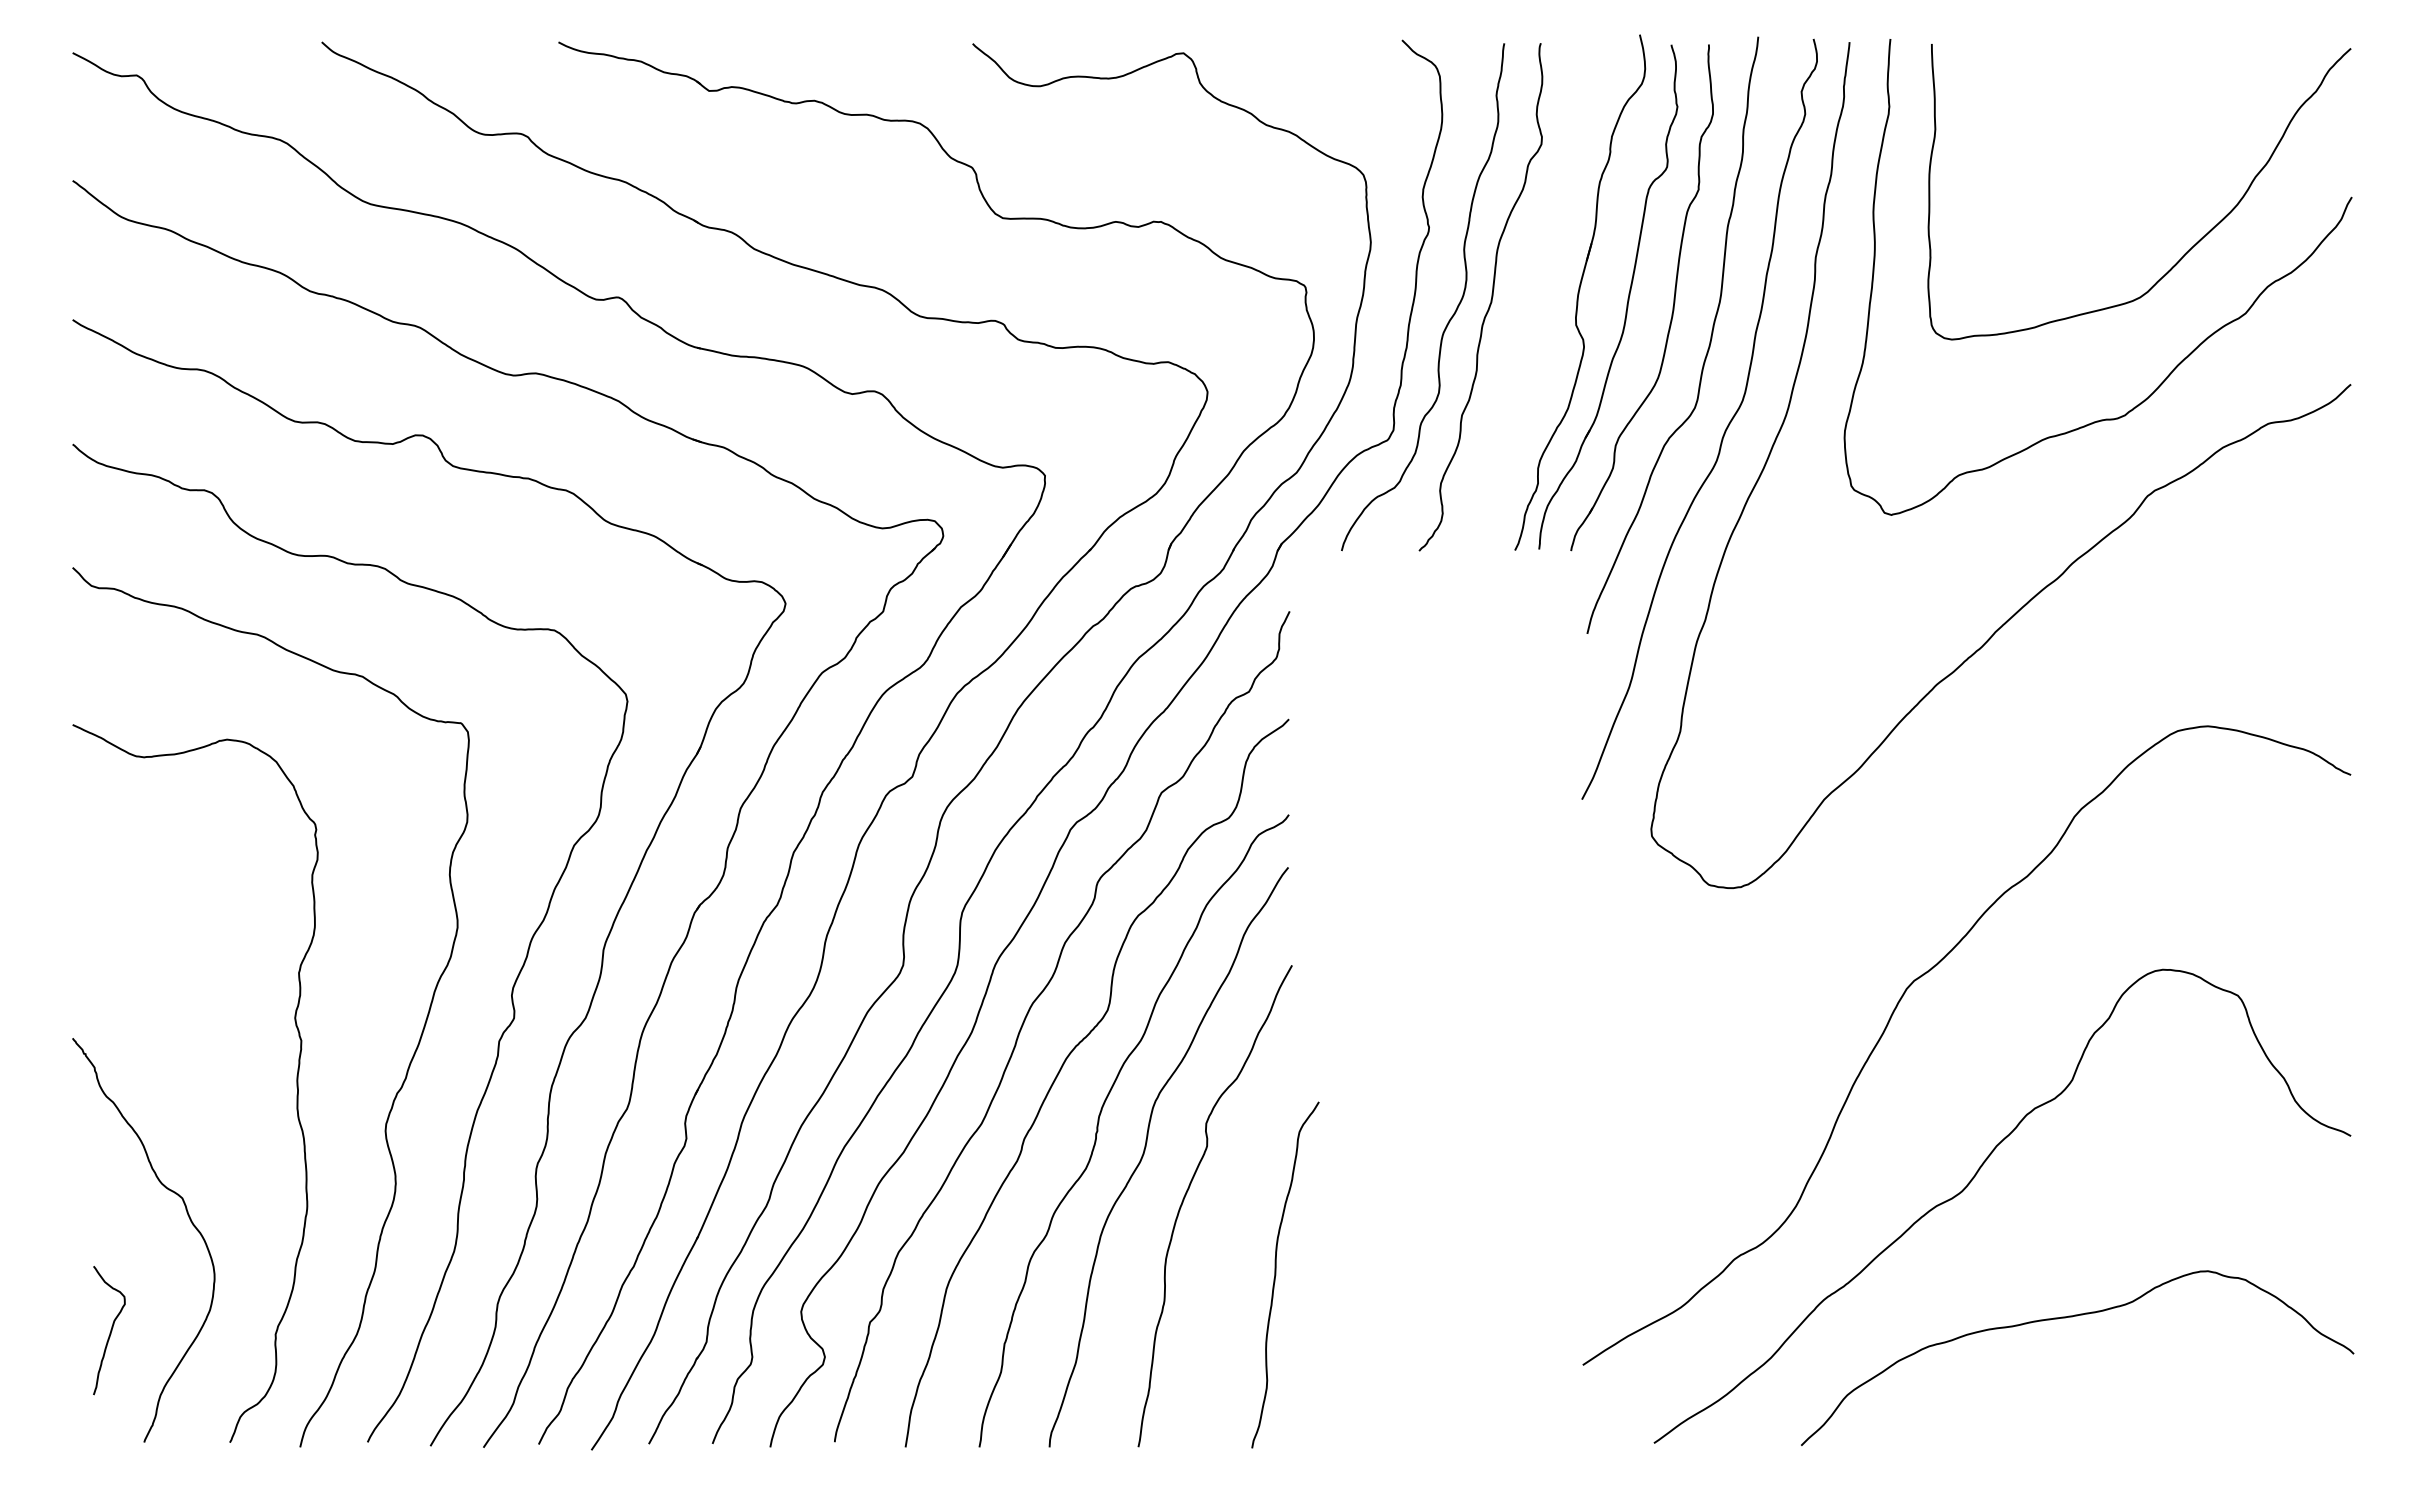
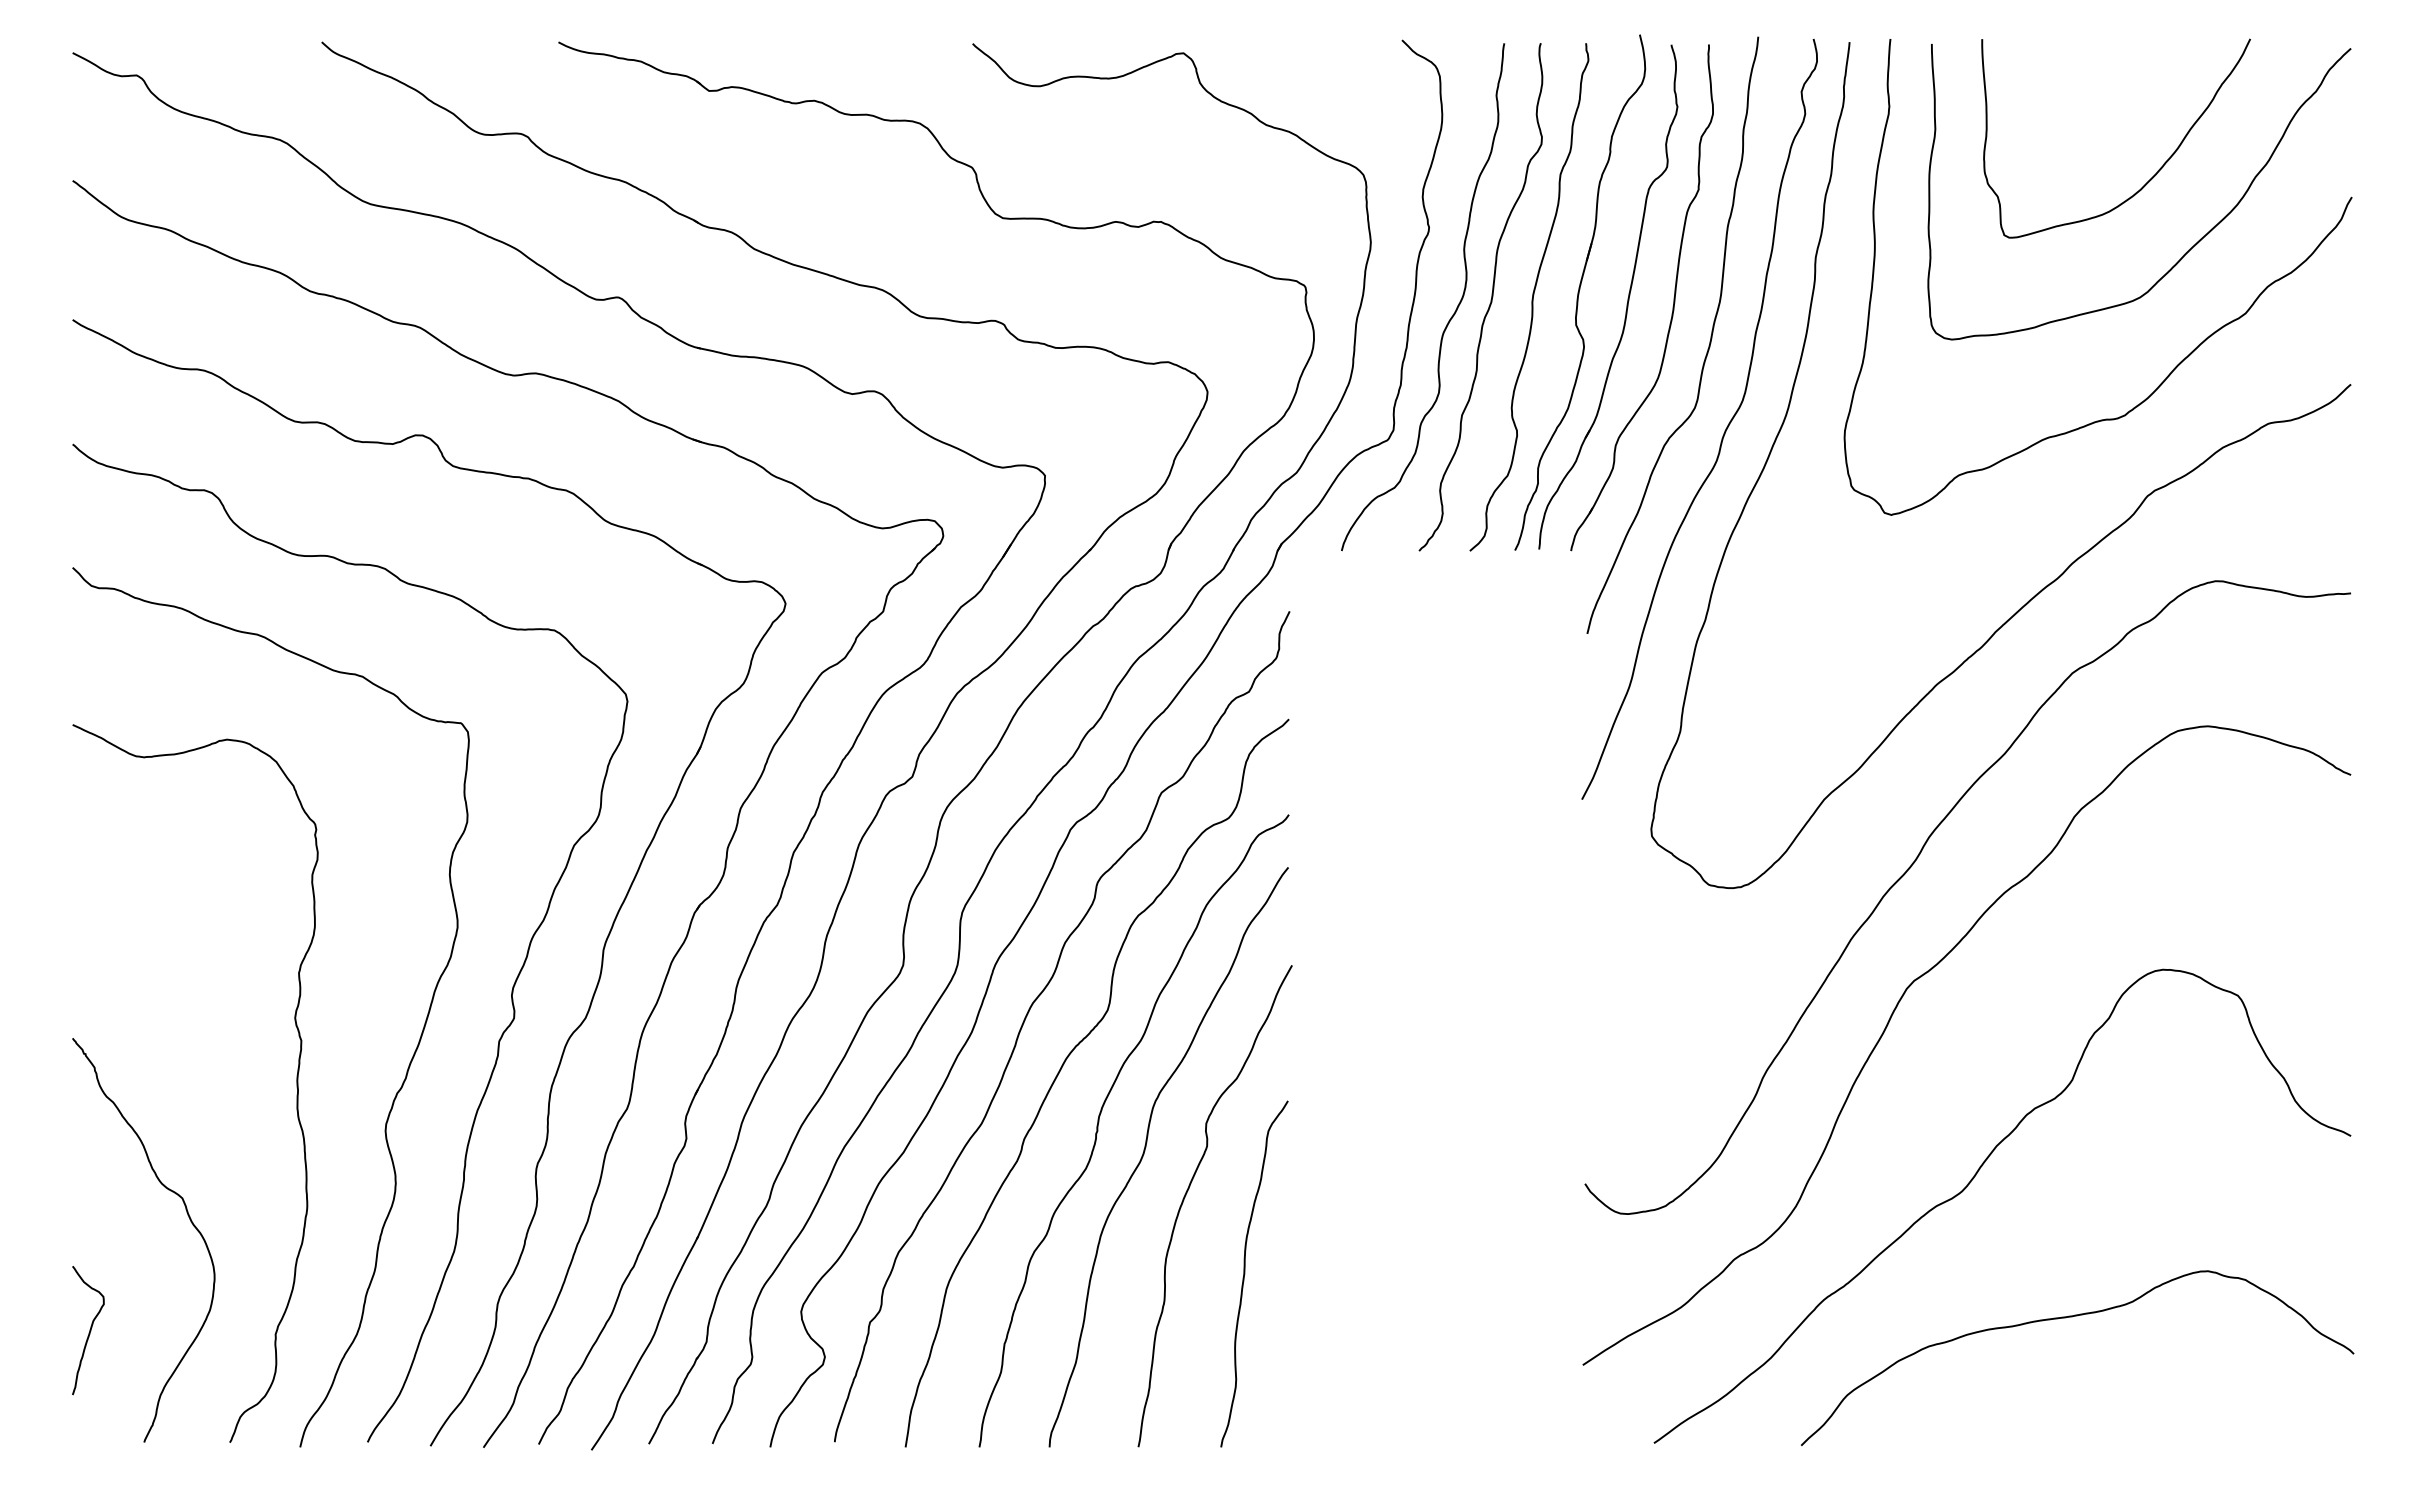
curve: none -> present (2158, 169)
curve: none -> present (1531, 298)
curve: none -> present (1915, 862)
curve position: (1276, 1274) -> (1245, 1273) (1245, 1273)
curve position: (110, 1330) -> (89, 1330) (89, 1330)
